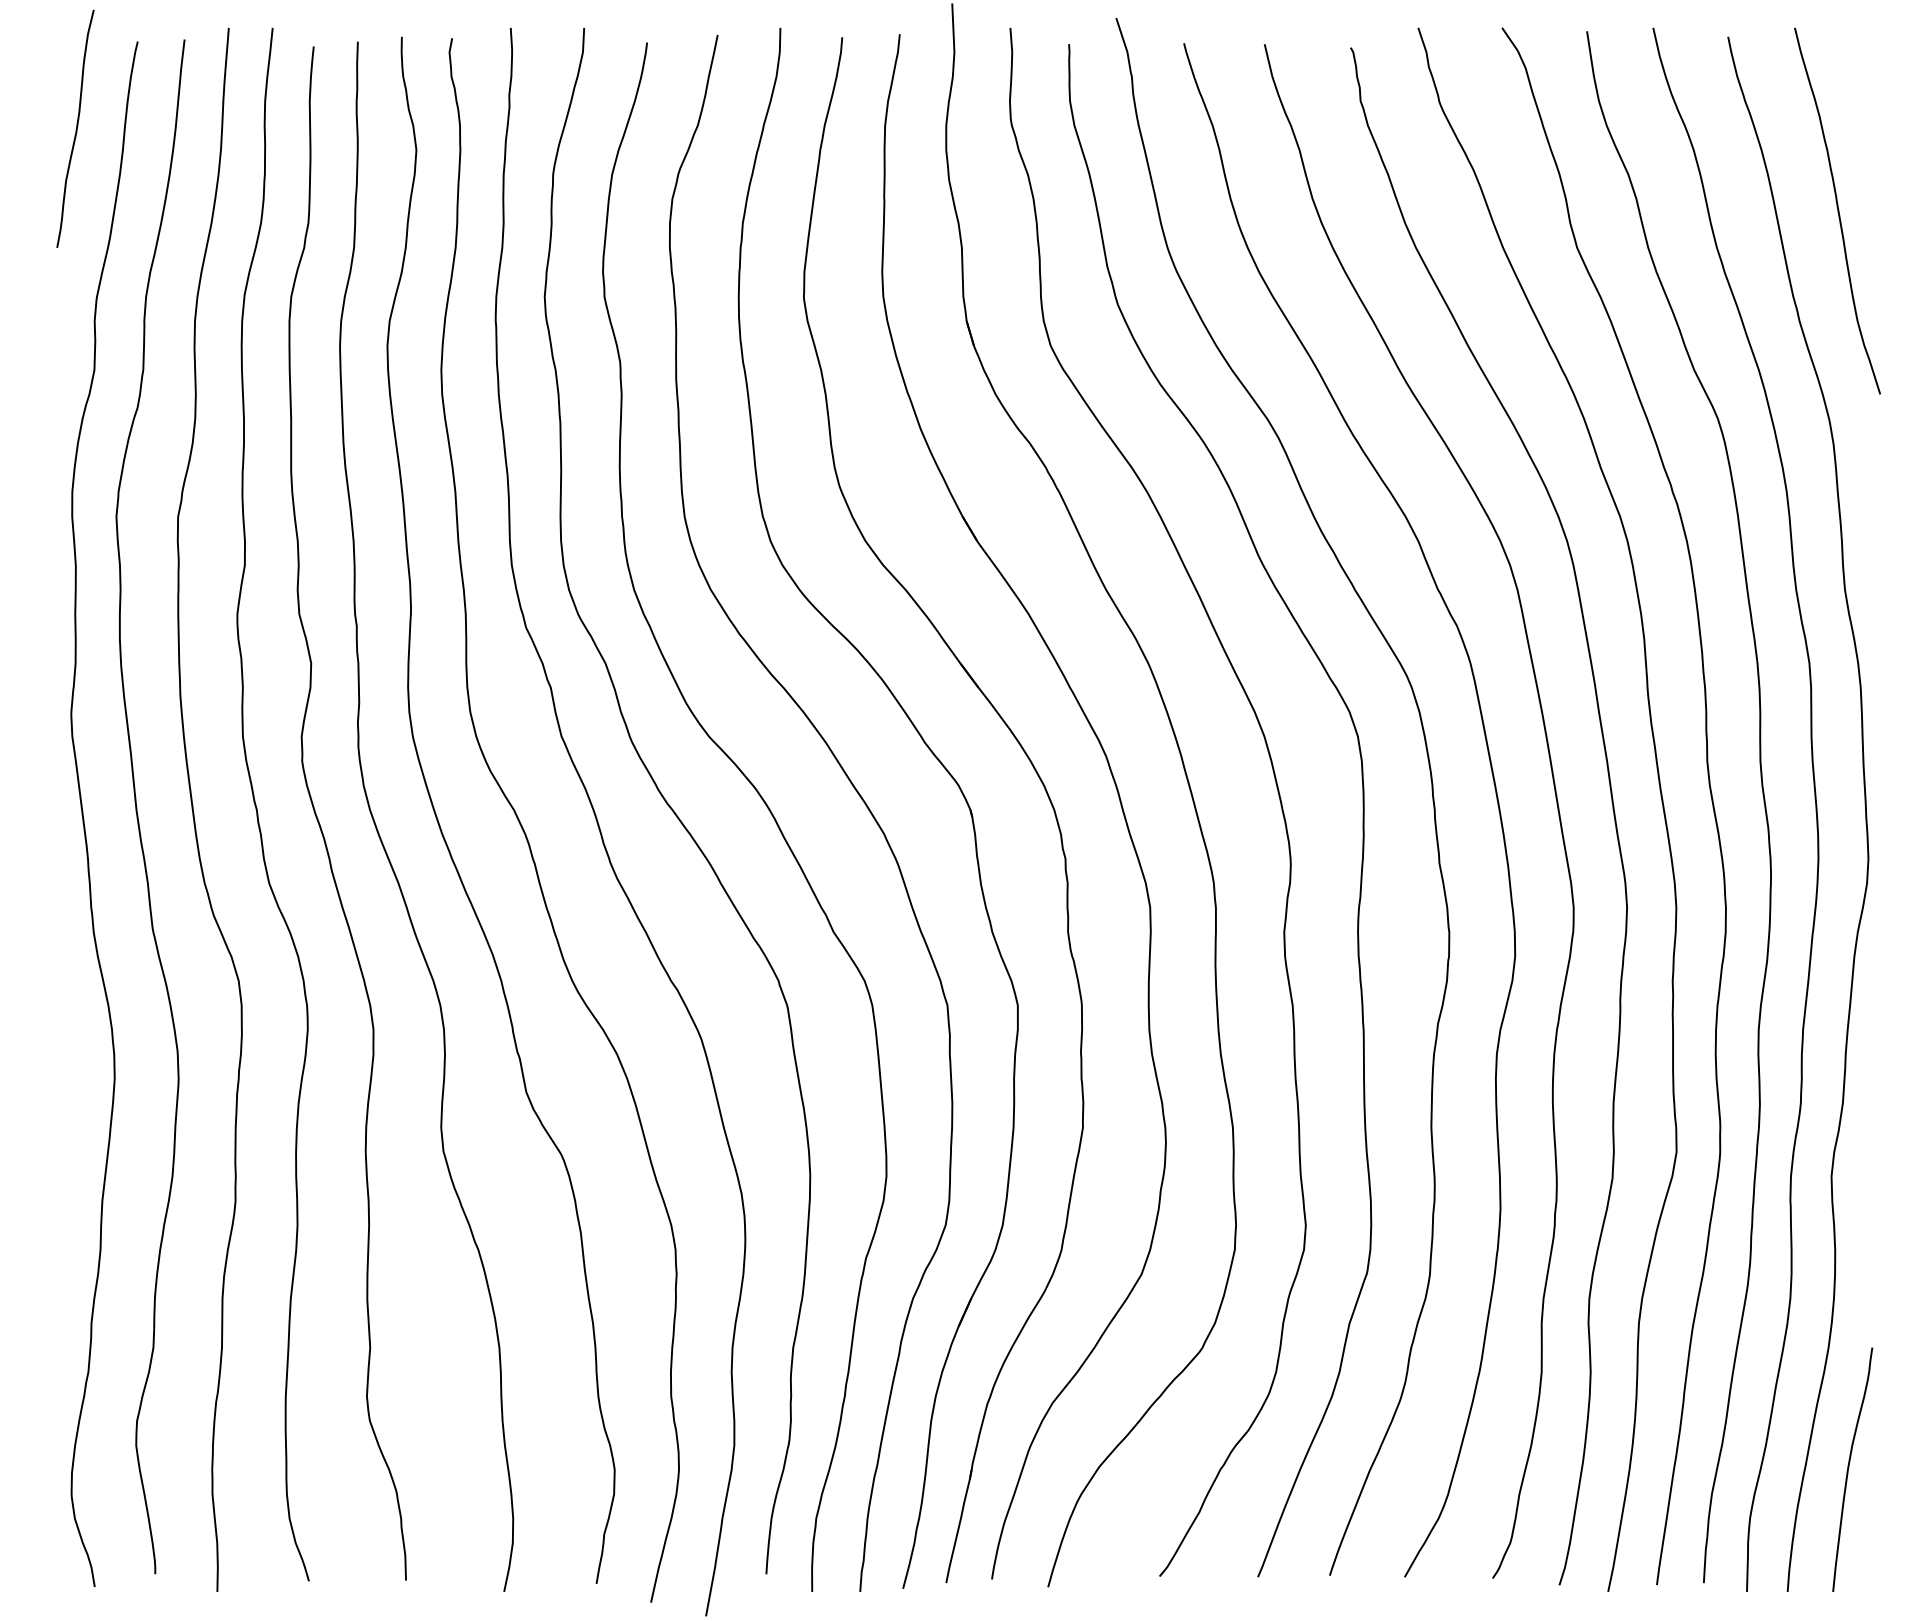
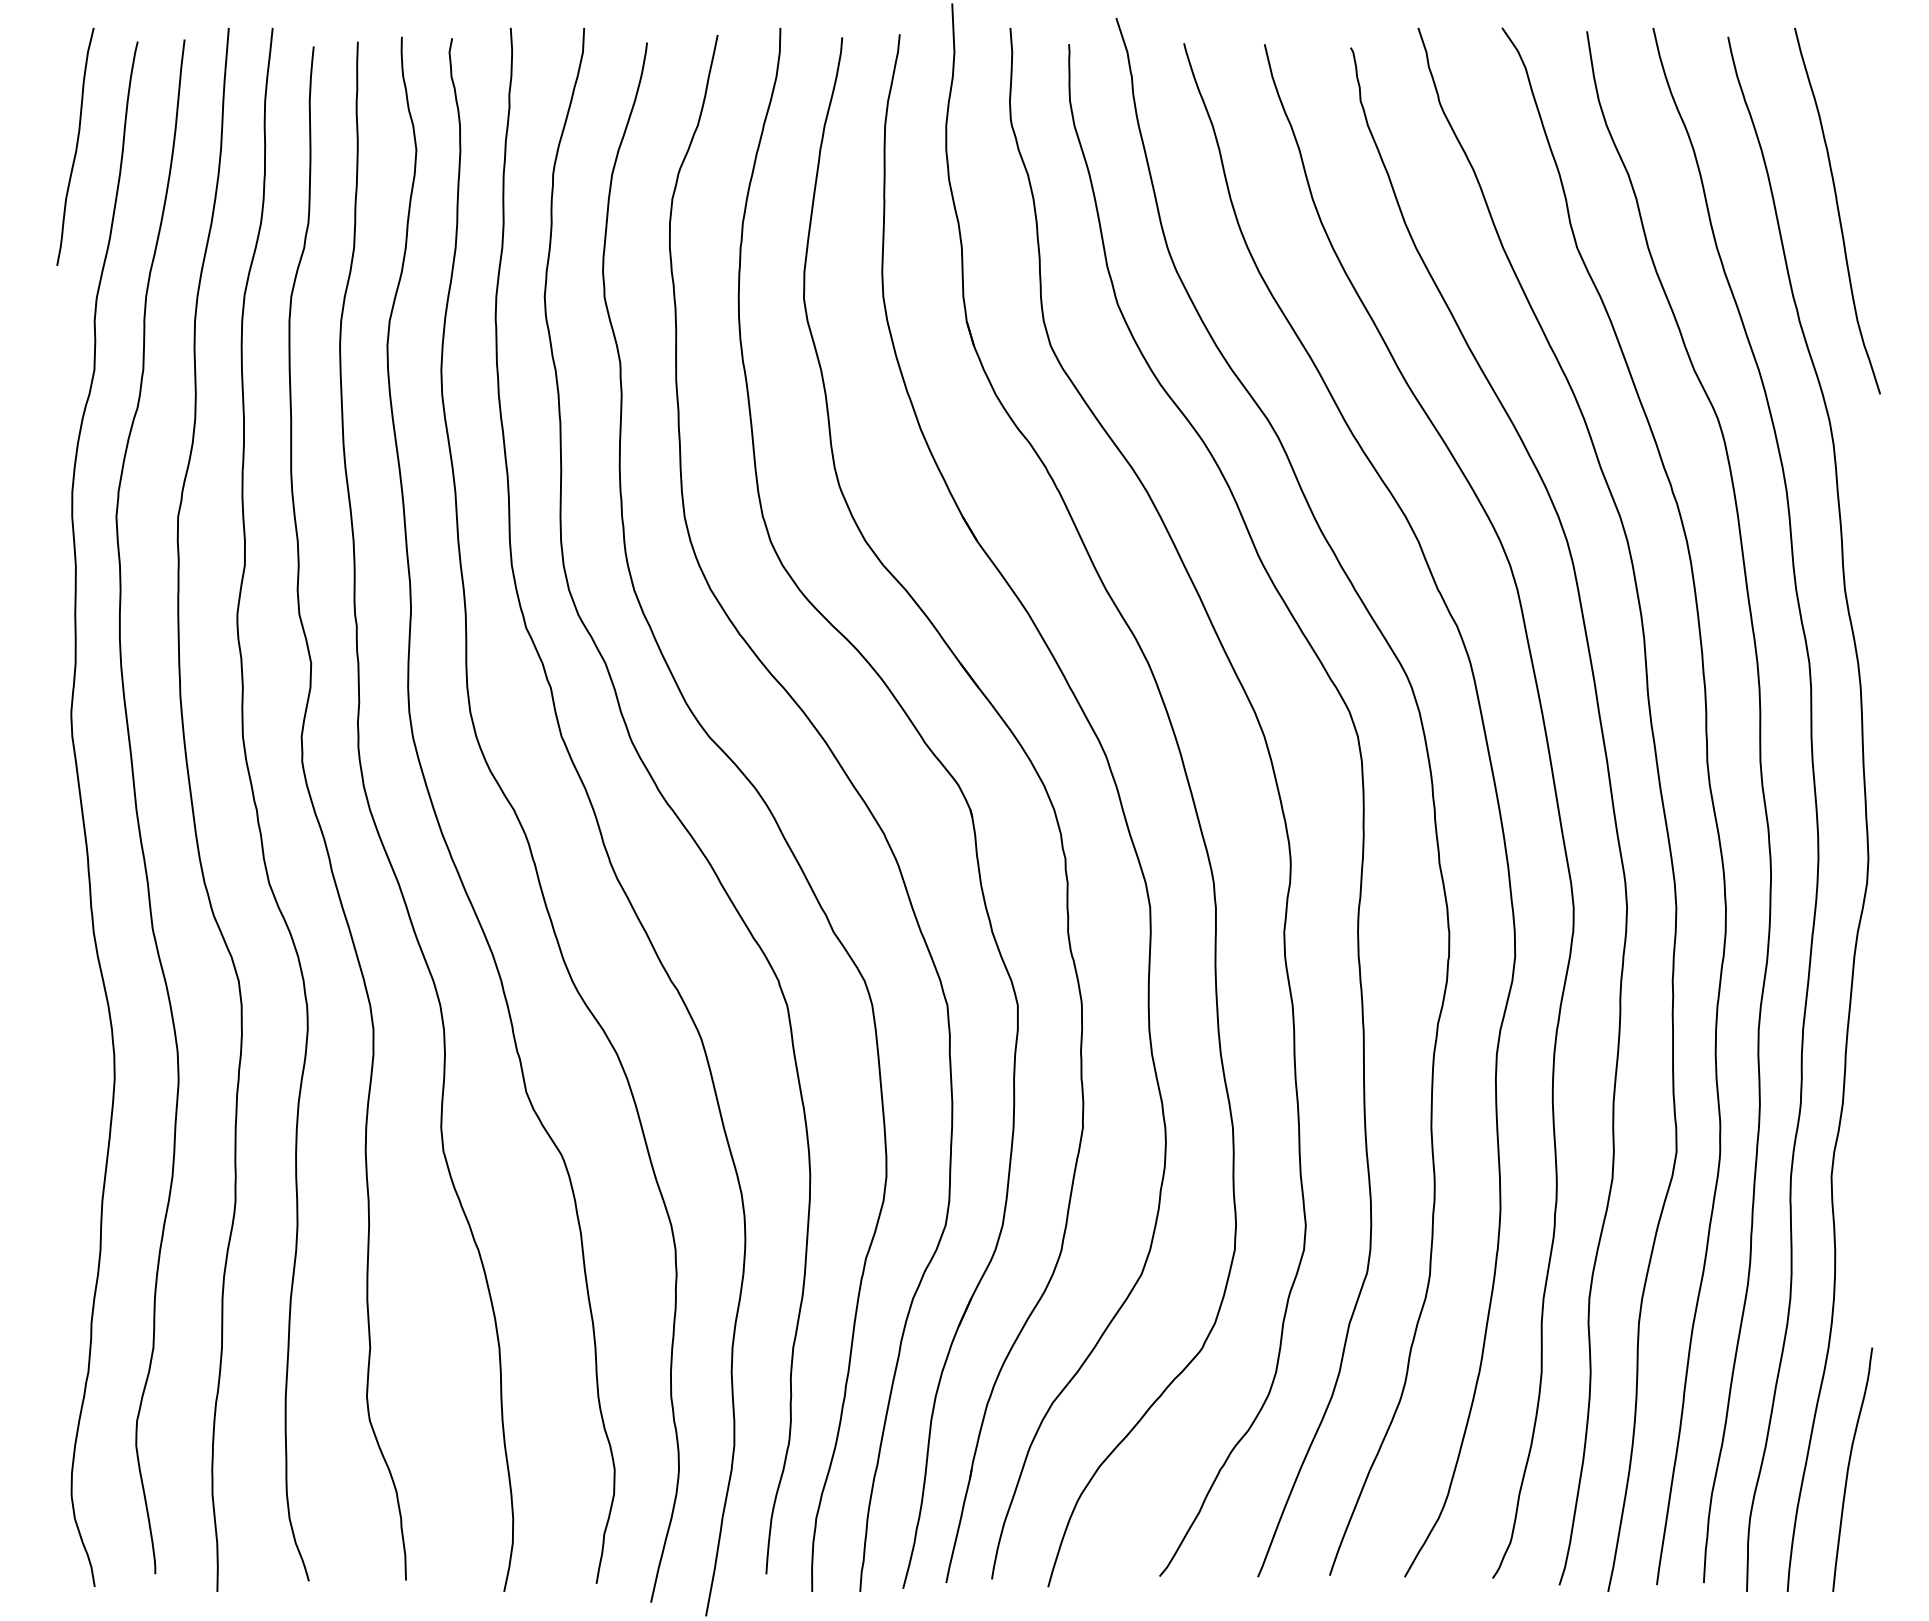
curve position: (76, 128) -> (76, 146) (76, 146)
